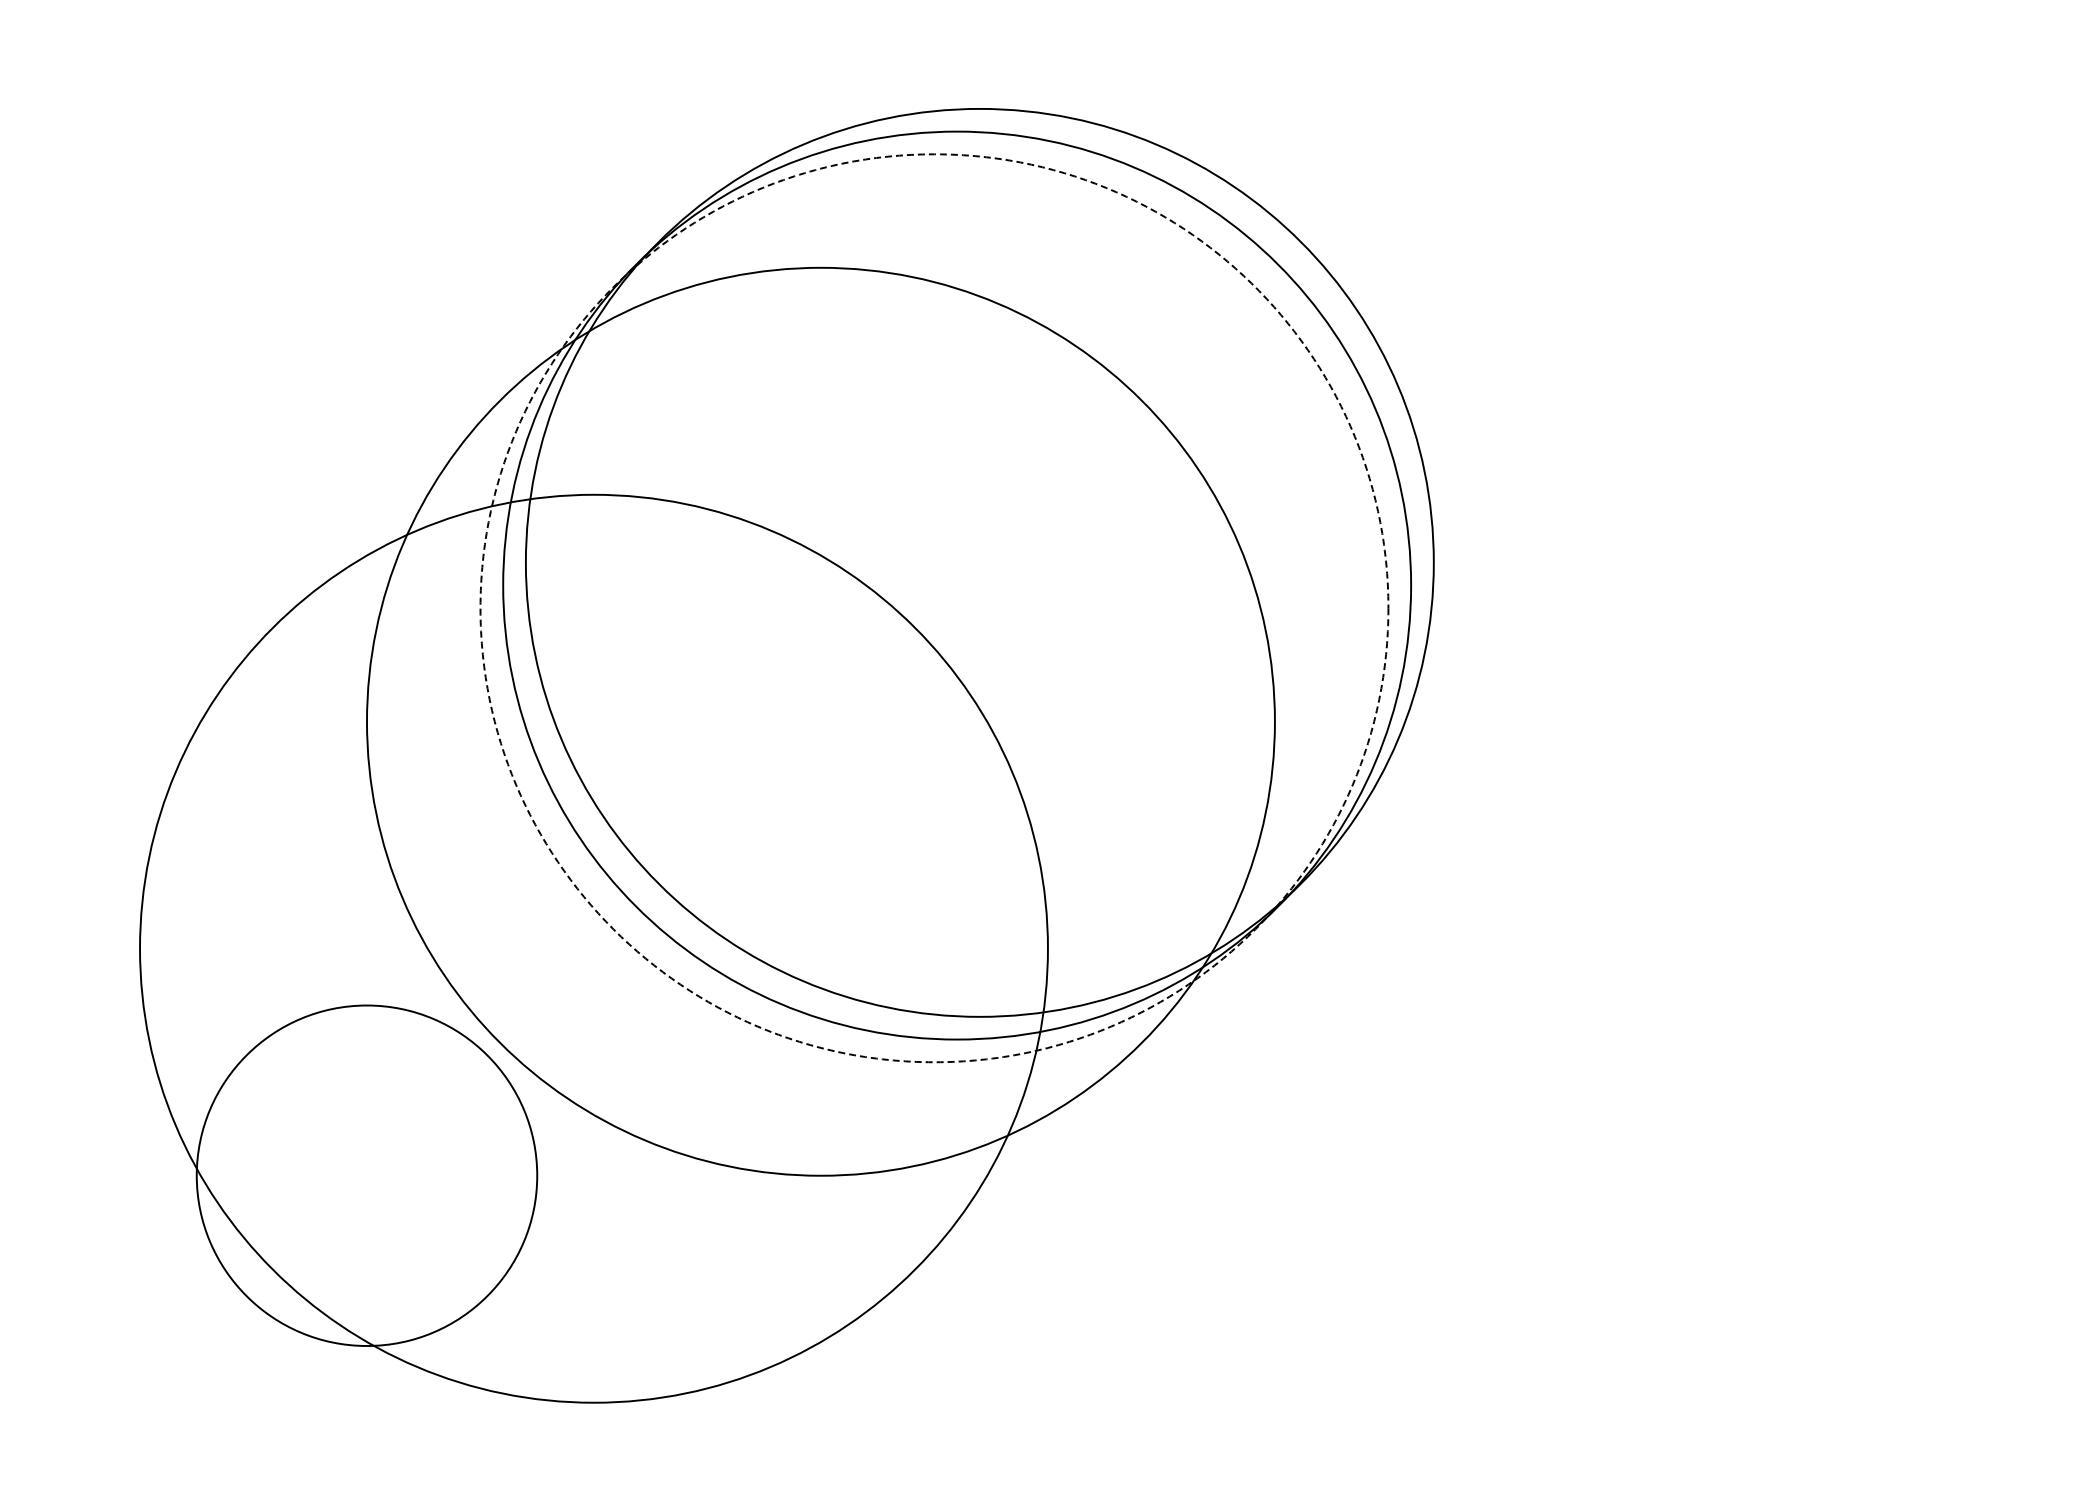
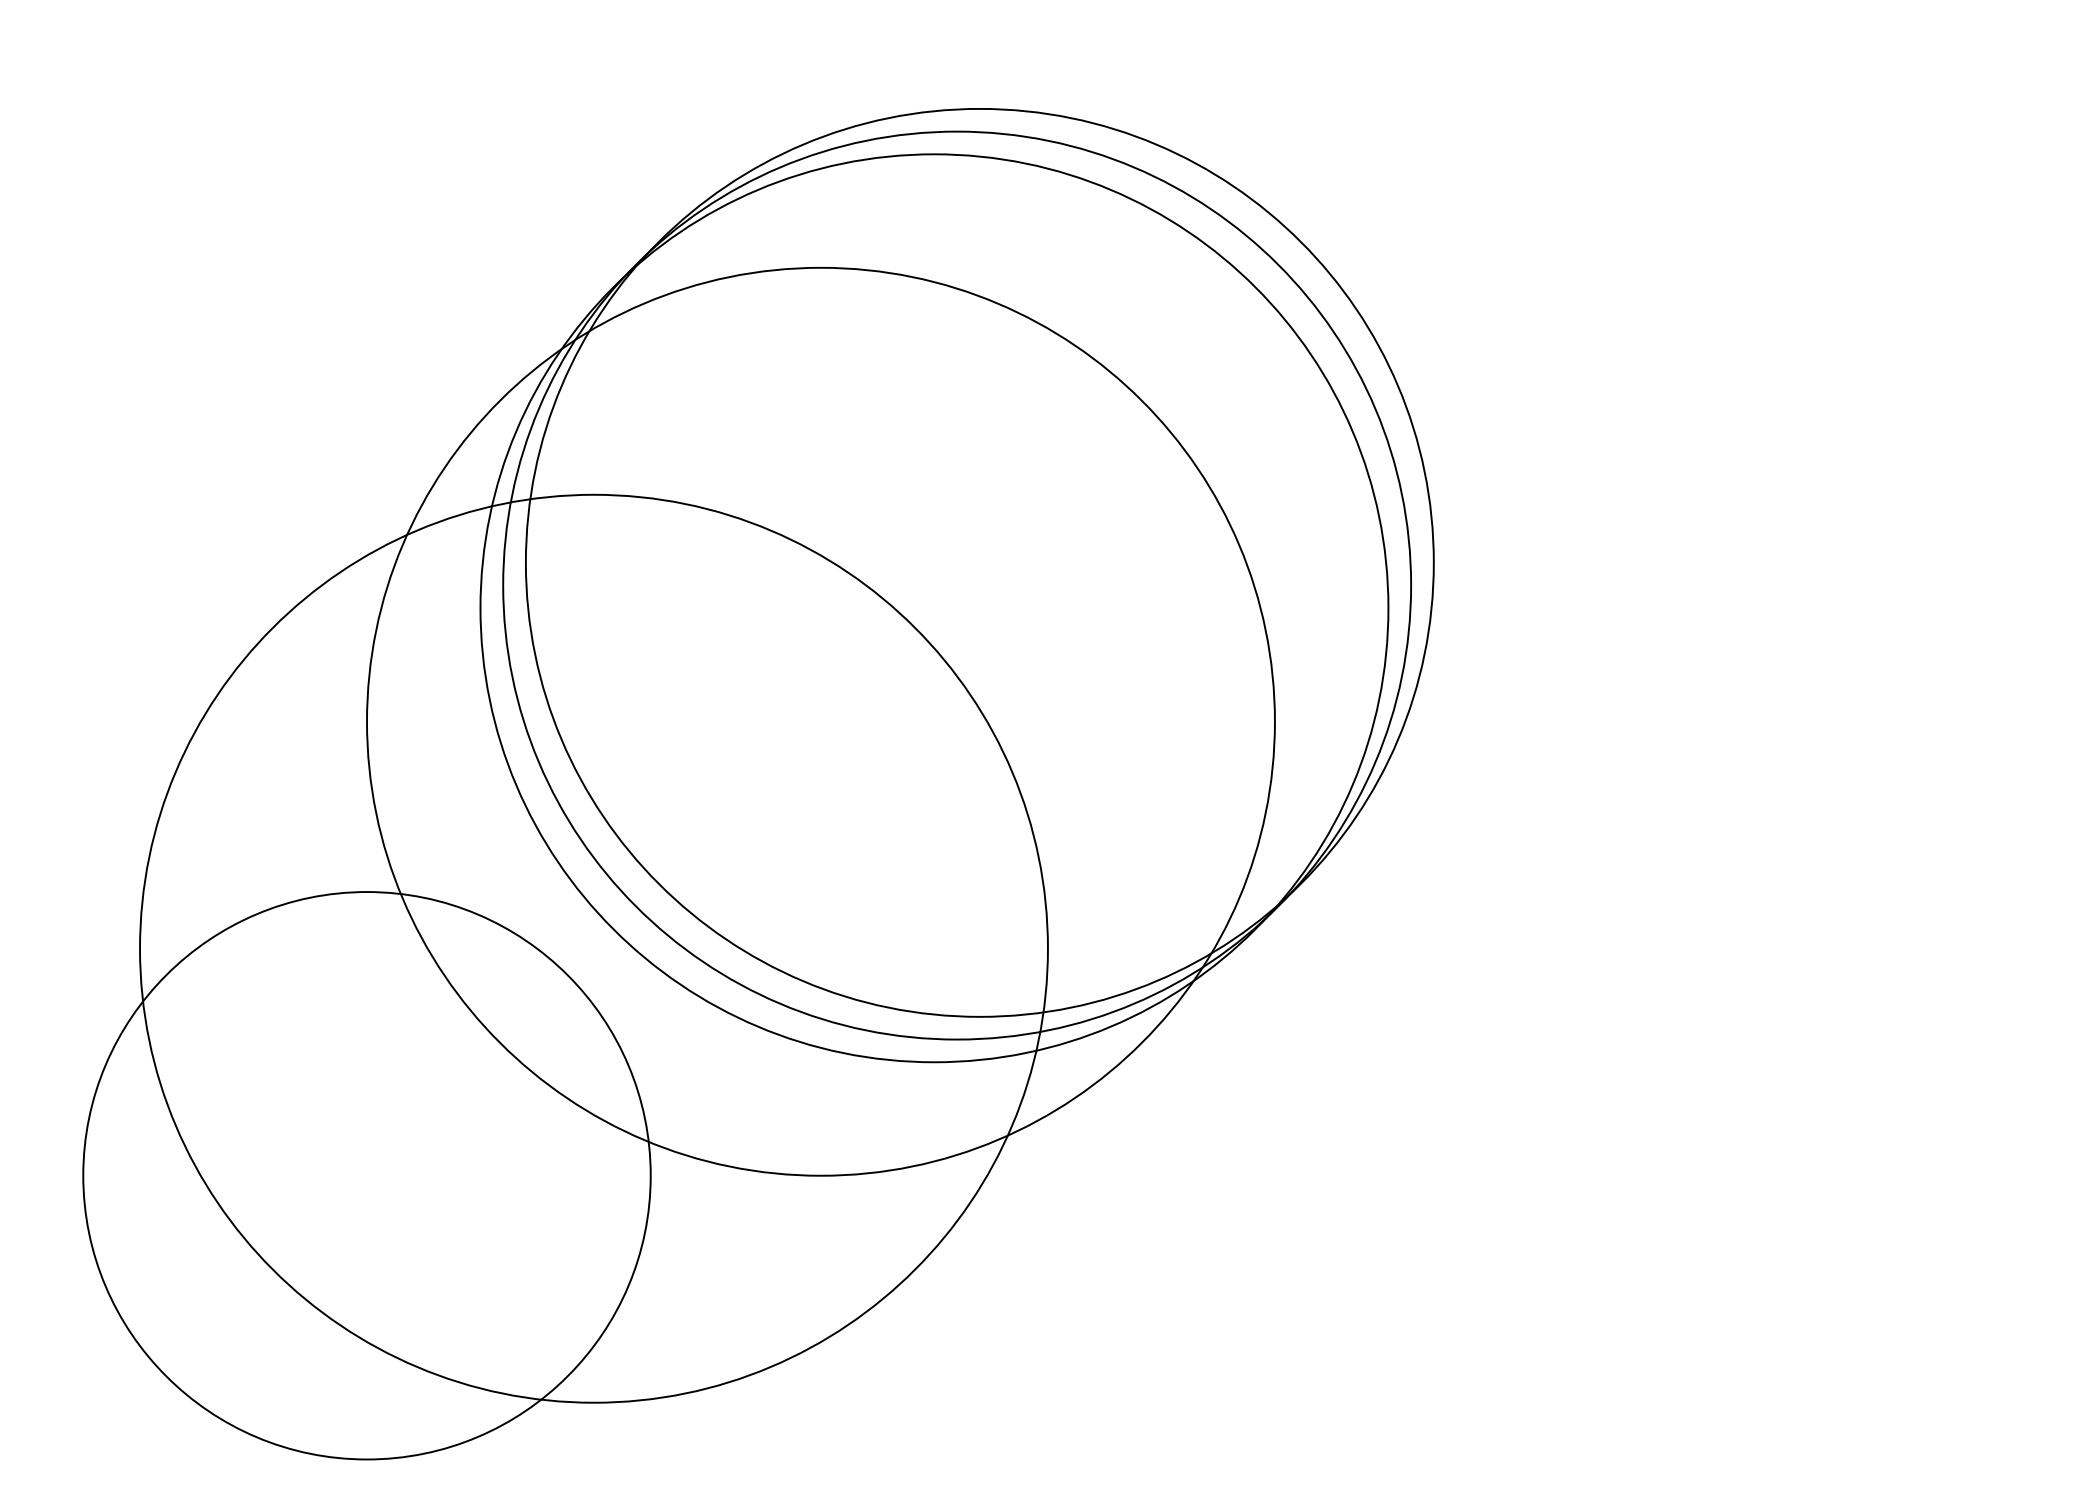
circle: dashed -> solid (934, 608)
circle diameter: 340 px -> 567 px (366, 1175)
